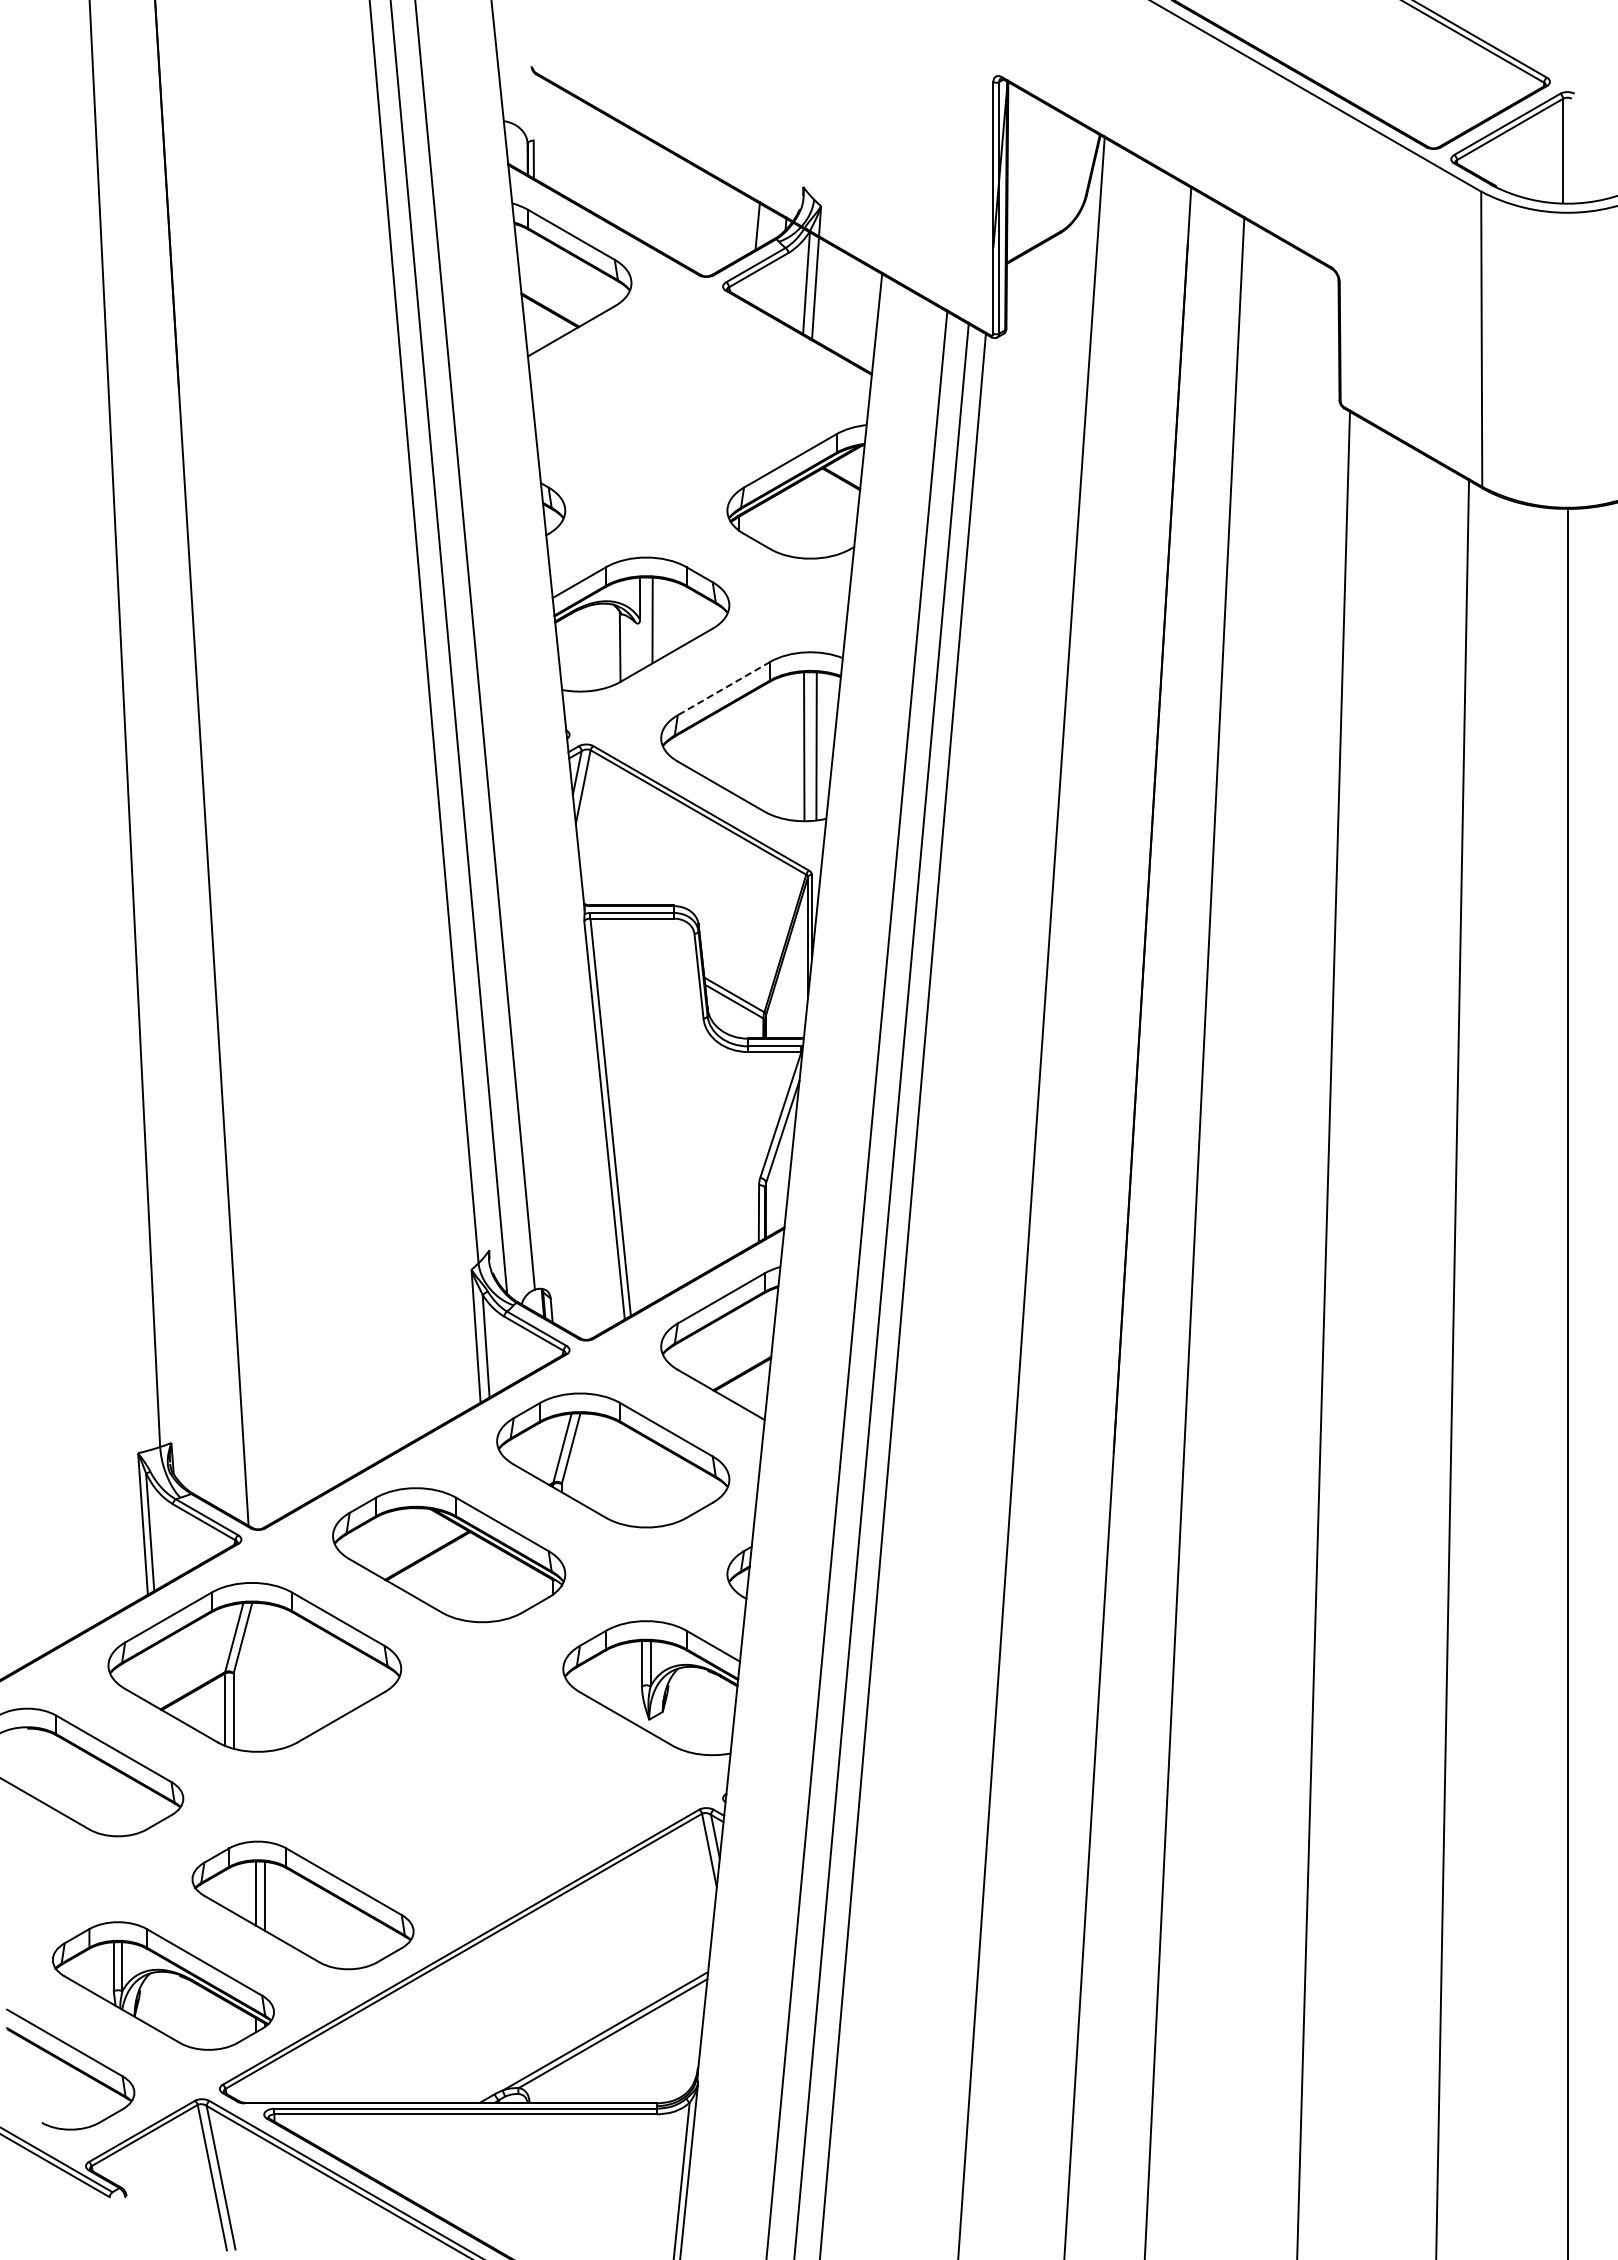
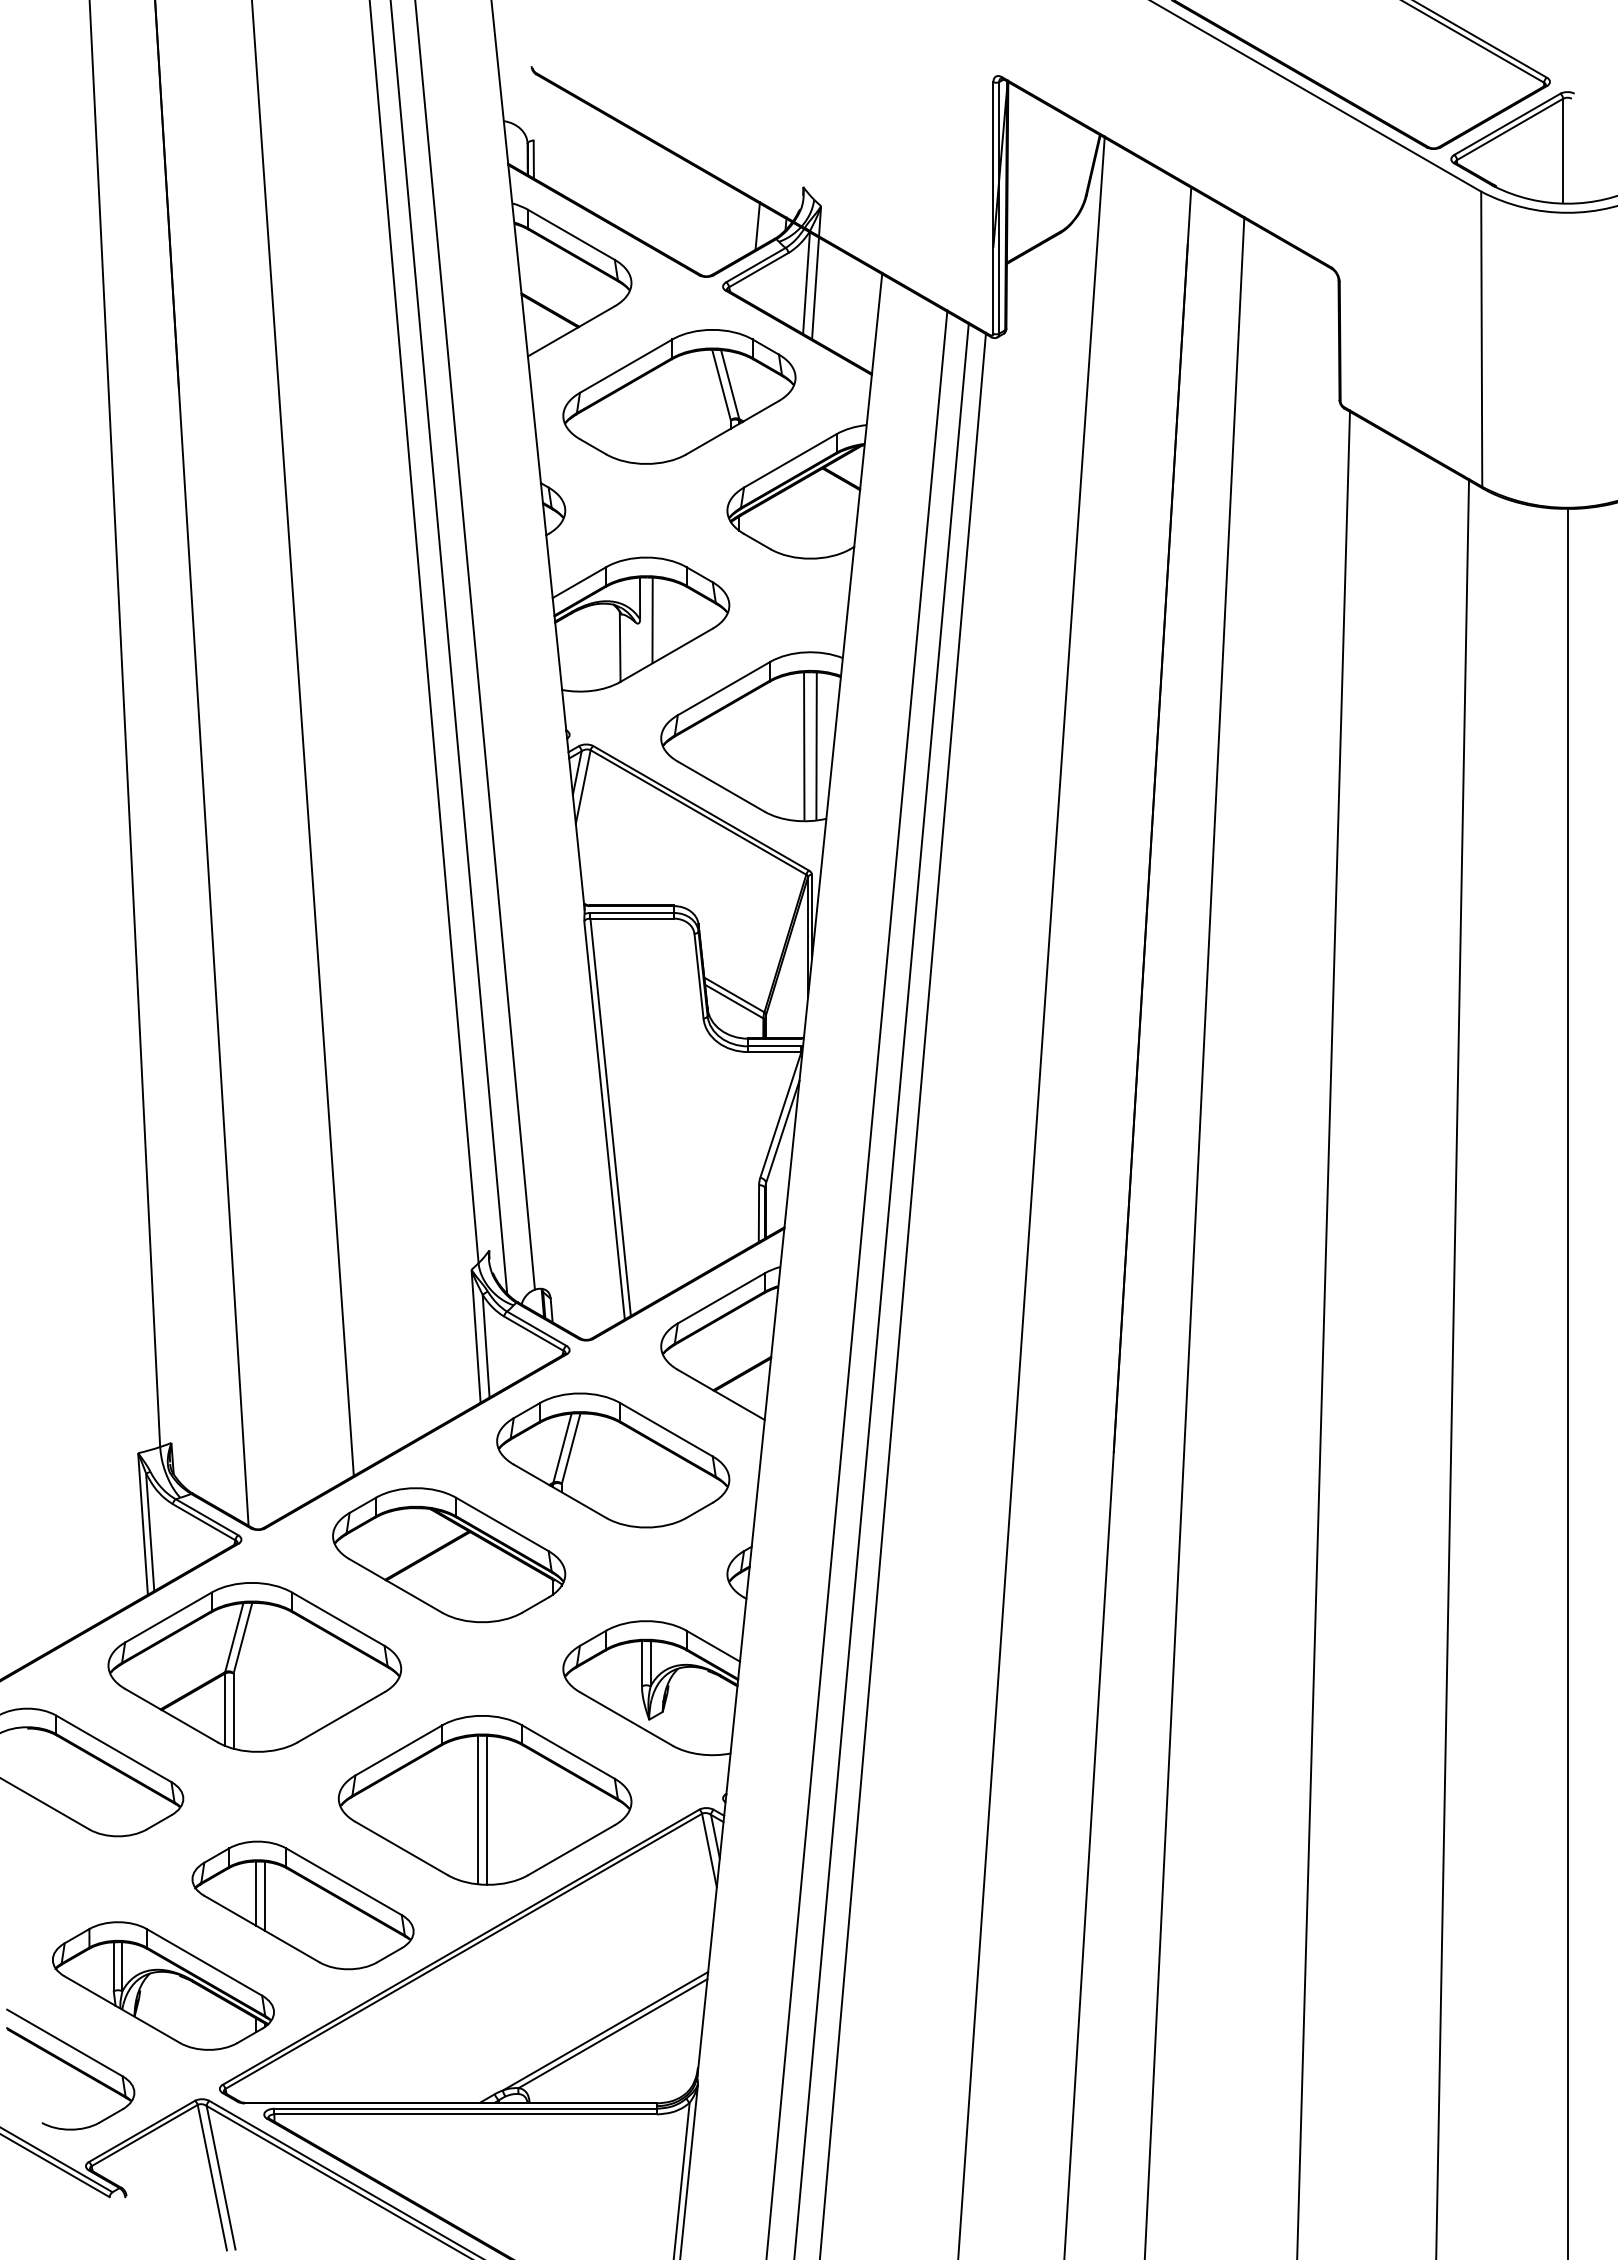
part: none -> present (679, 396)
line: dashed -> solid (723, 688)
line: none -> present (302, 738)
part: none -> present (484, 1800)
